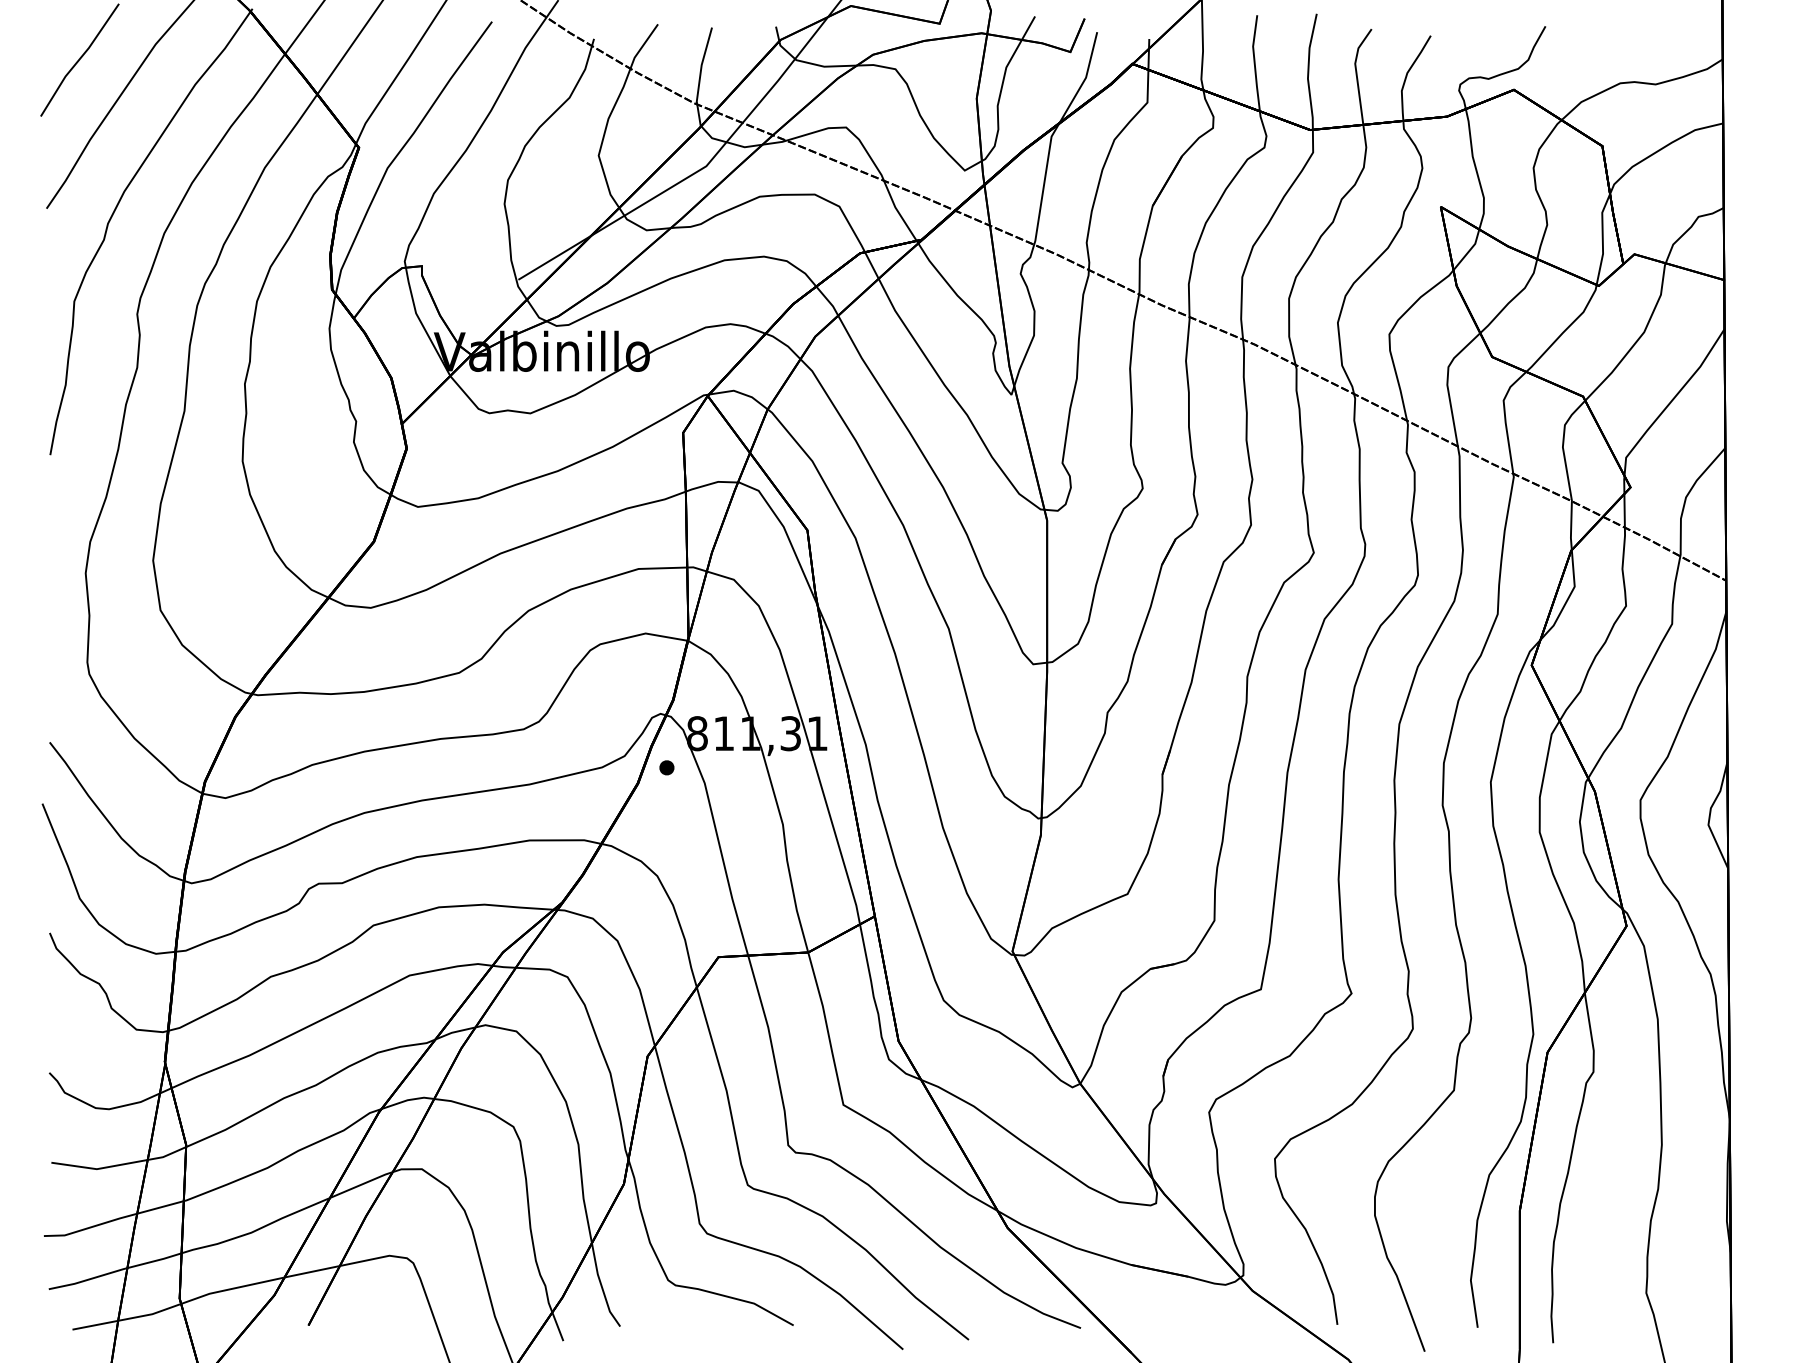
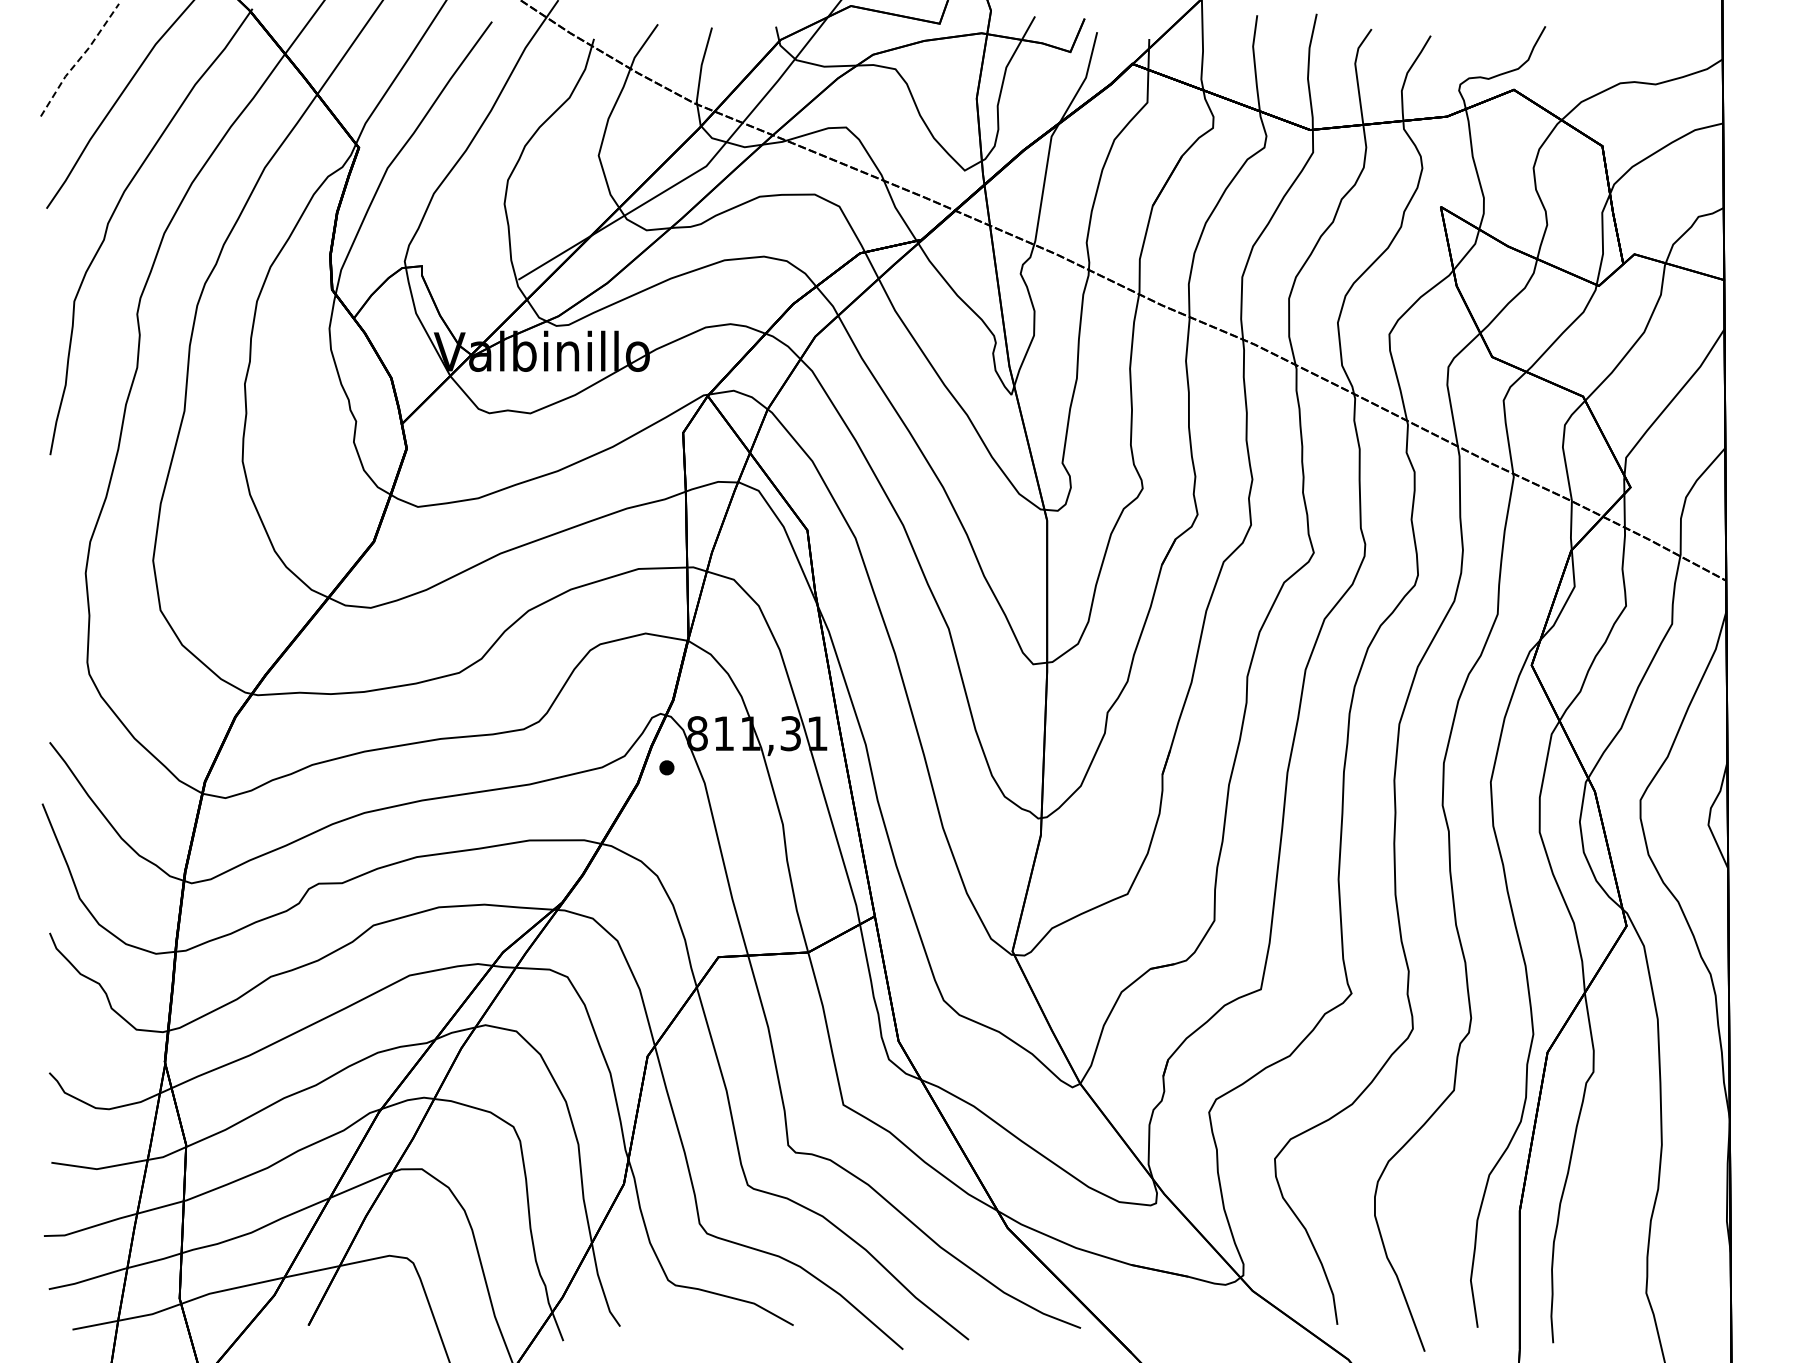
line: solid -> dashed (79, 59)
